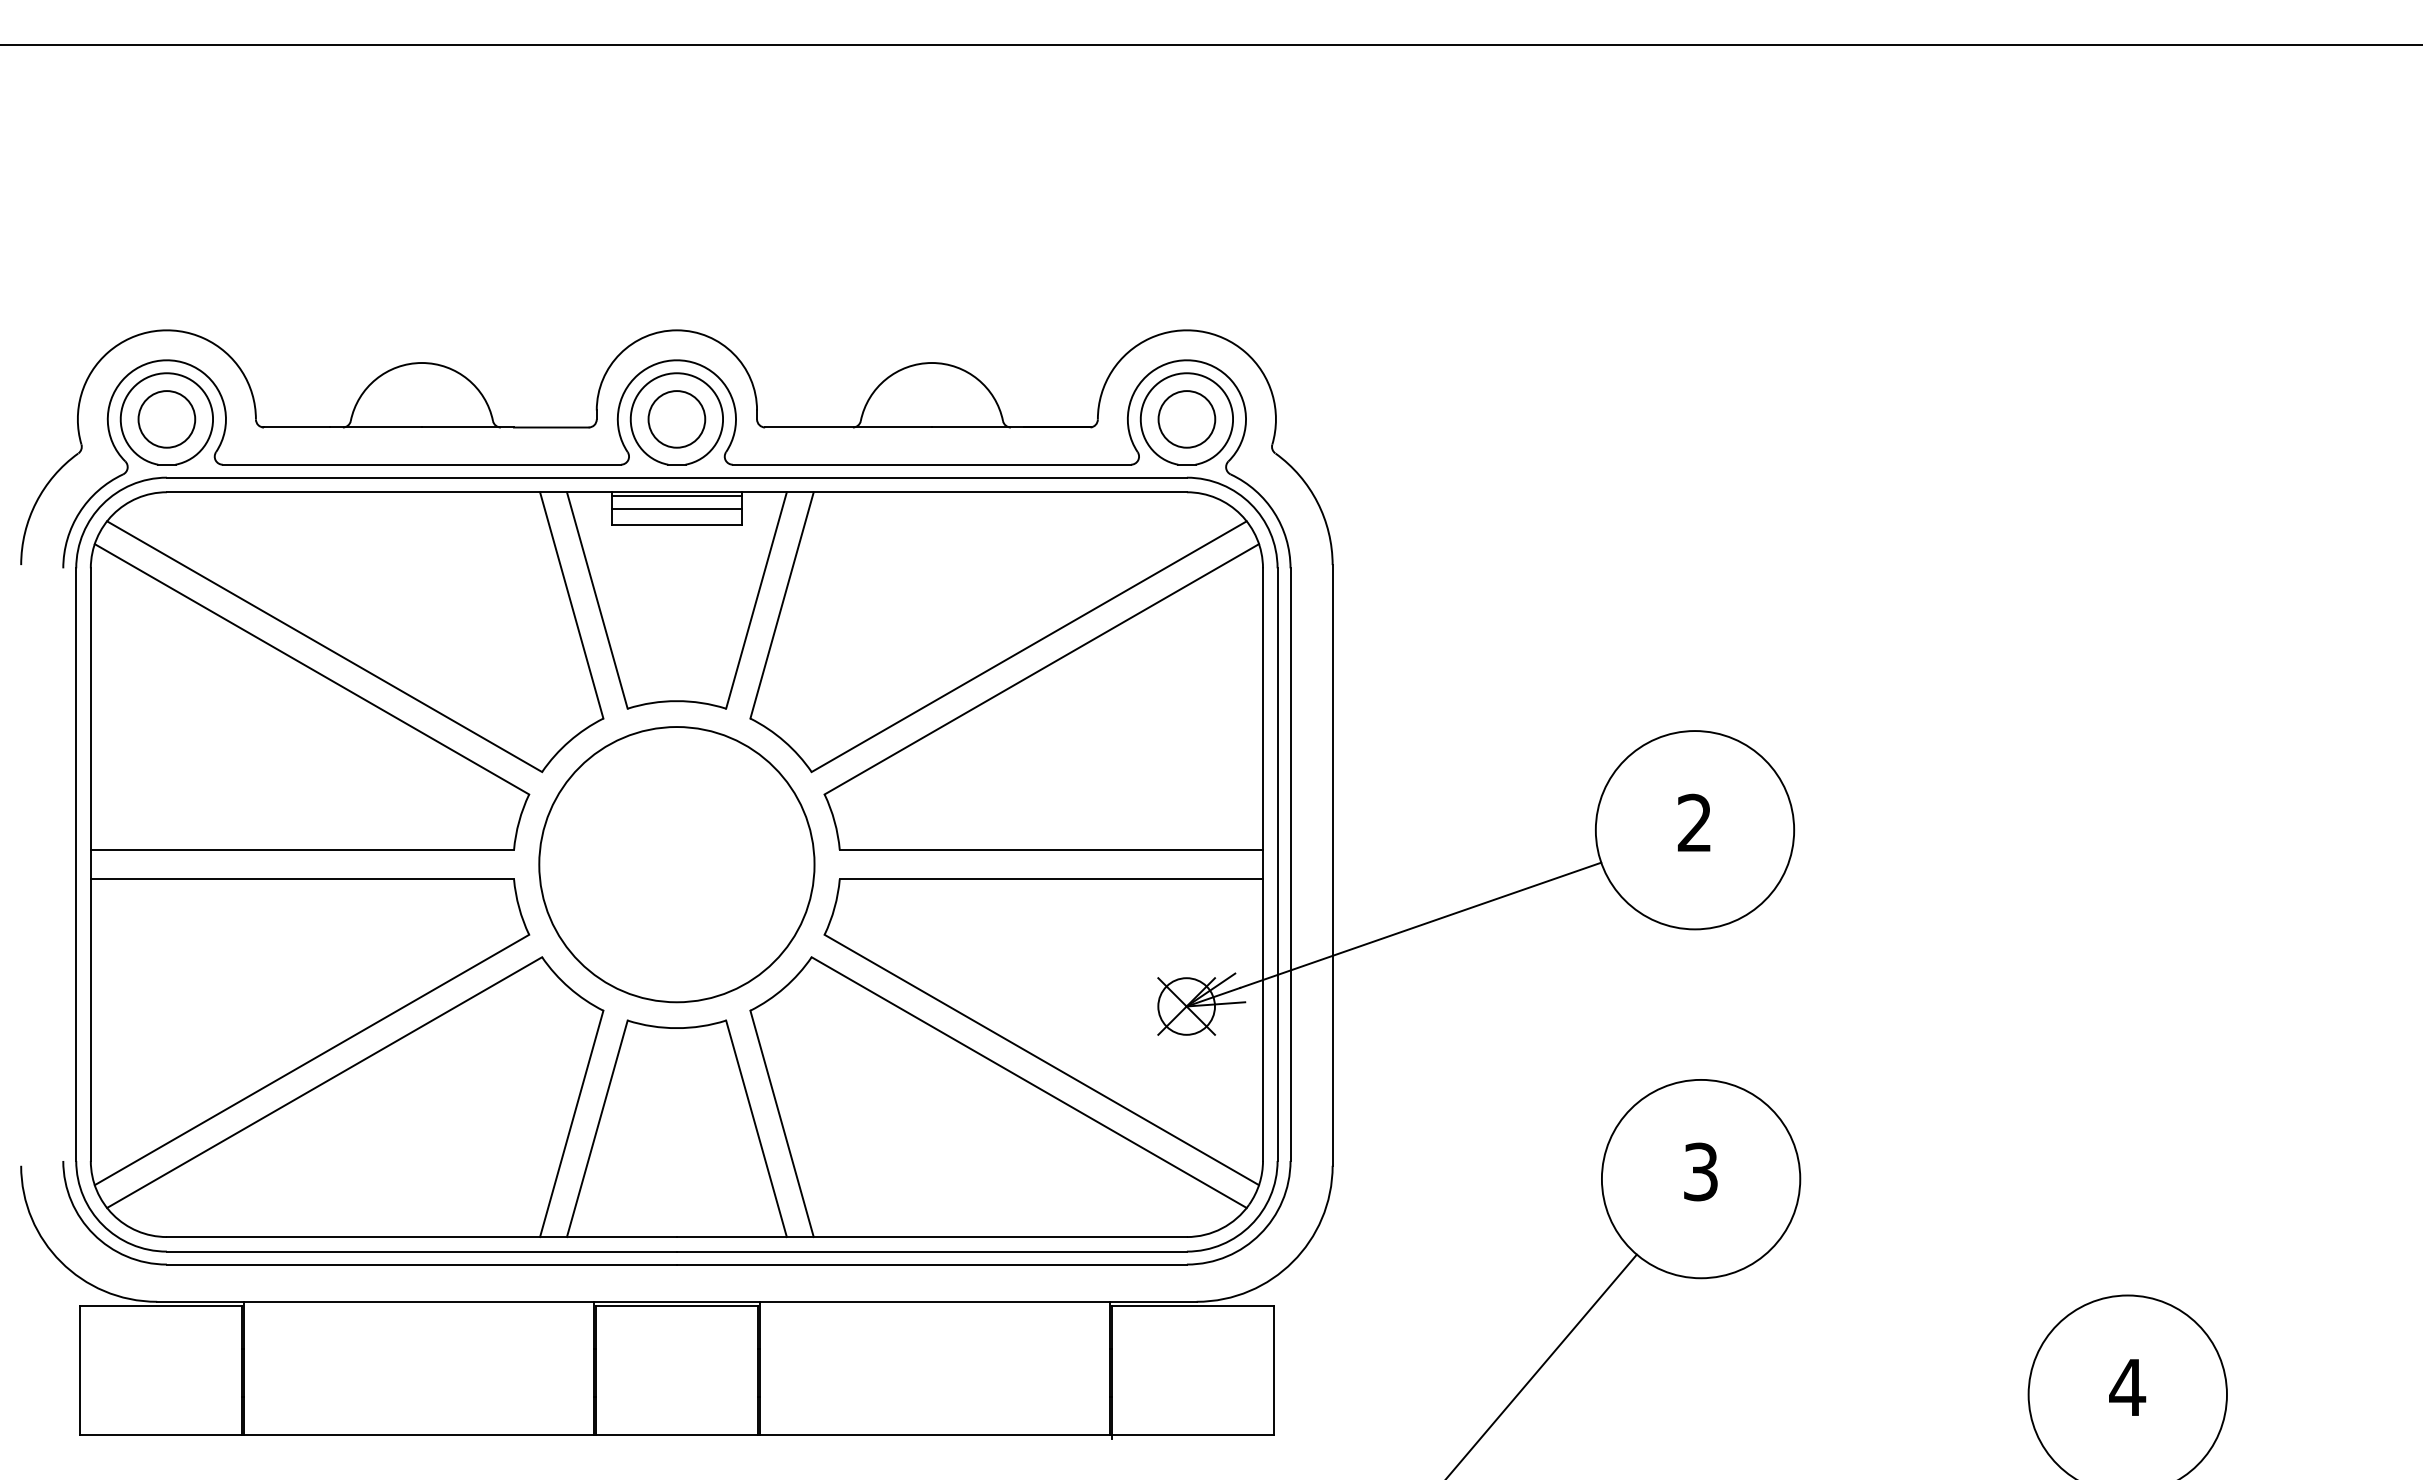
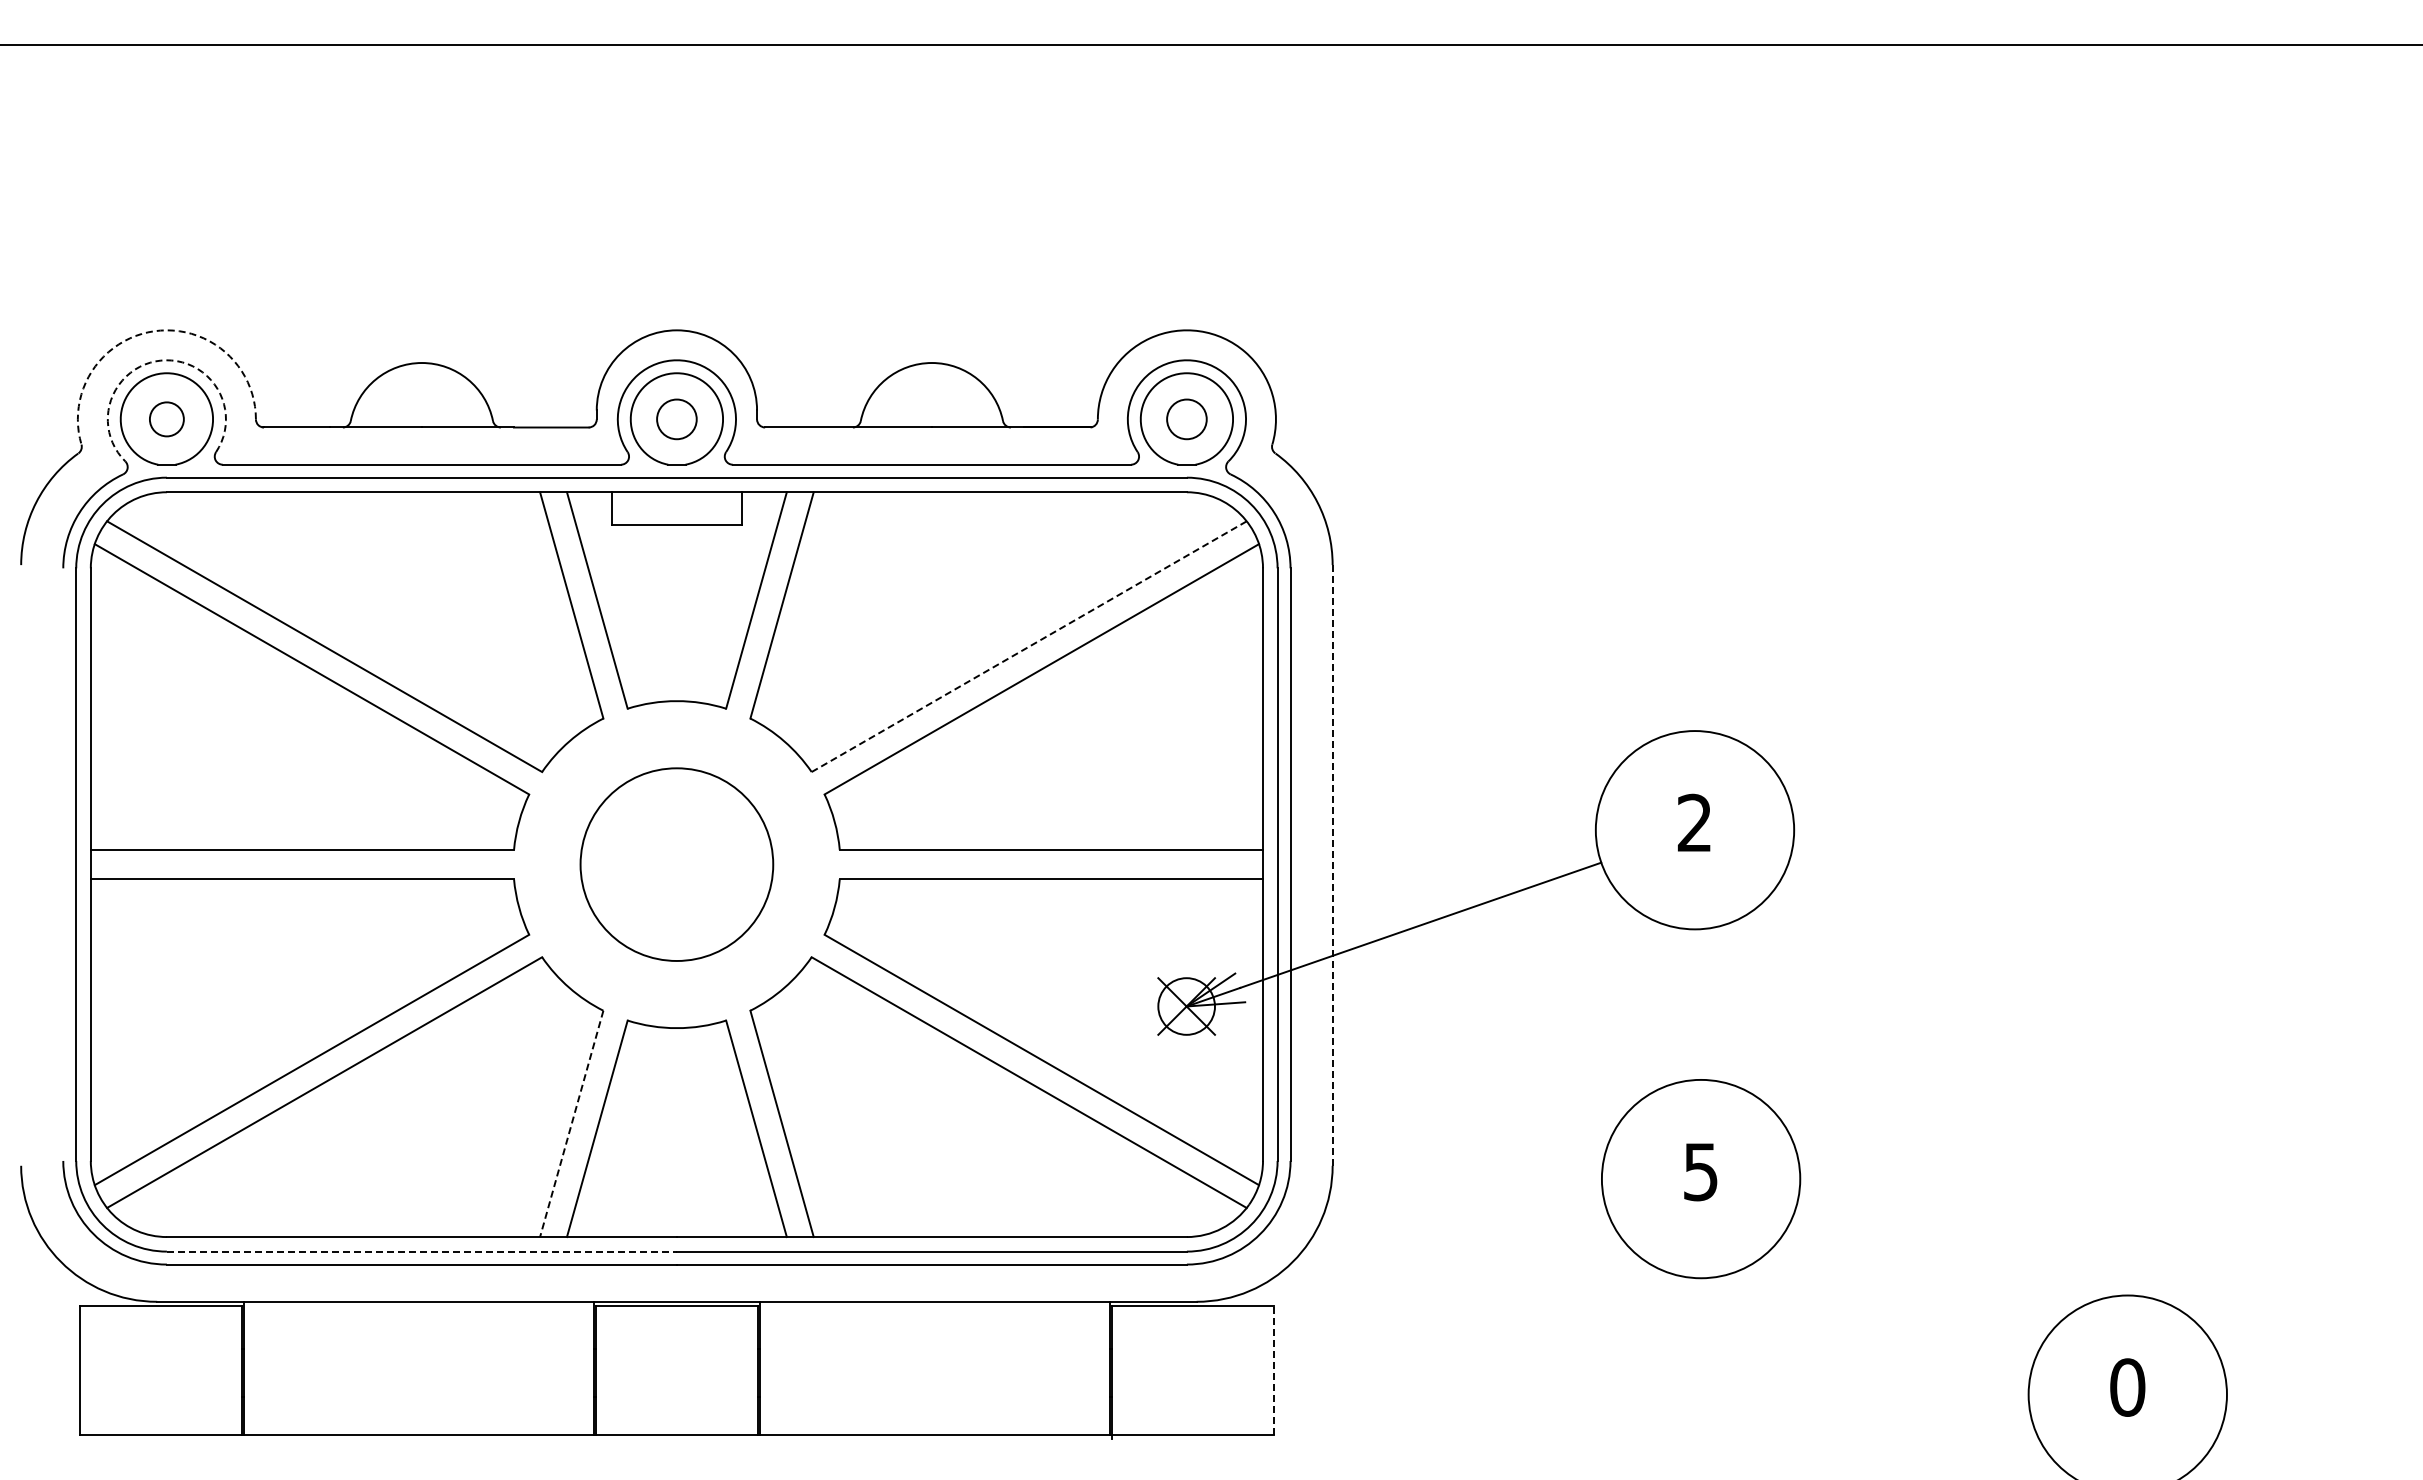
arc: solid -> dashed (154, 331)
arc: solid -> dashed (160, 360)
circle diameter: 57 px -> 34 px (166, 419)
circle diameter: 57 px -> 40 px (676, 419)
circle diameter: 57 px -> 40 px (1186, 419)
line: present -> none (676, 496)
line: present -> none (676, 509)
line: solid -> dashed (1029, 646)
circle diameter: 275 px -> 193 px (676, 864)
line: solid -> dashed (1332, 865)
line: solid -> dashed (571, 1123)
text: 3 -> 5 (1700, 1171)
line: solid -> dashed (421, 1251)
line: present -> none (1542, 1365)
line: solid -> dashed (1273, 1370)
text: 4 -> 0 (2127, 1387)
